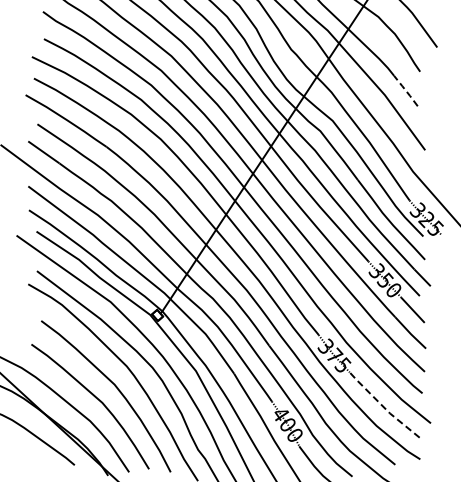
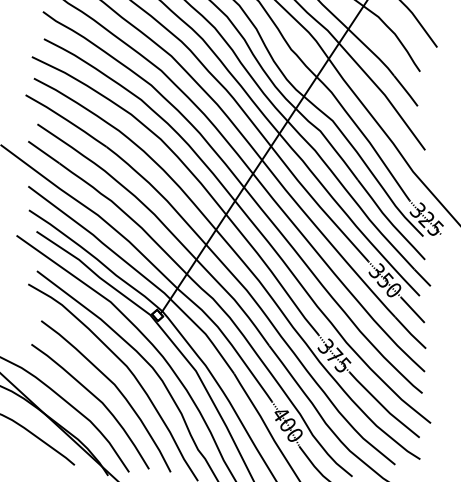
line: dashed -> solid (405, 90)
line: dashed -> solid (383, 406)
